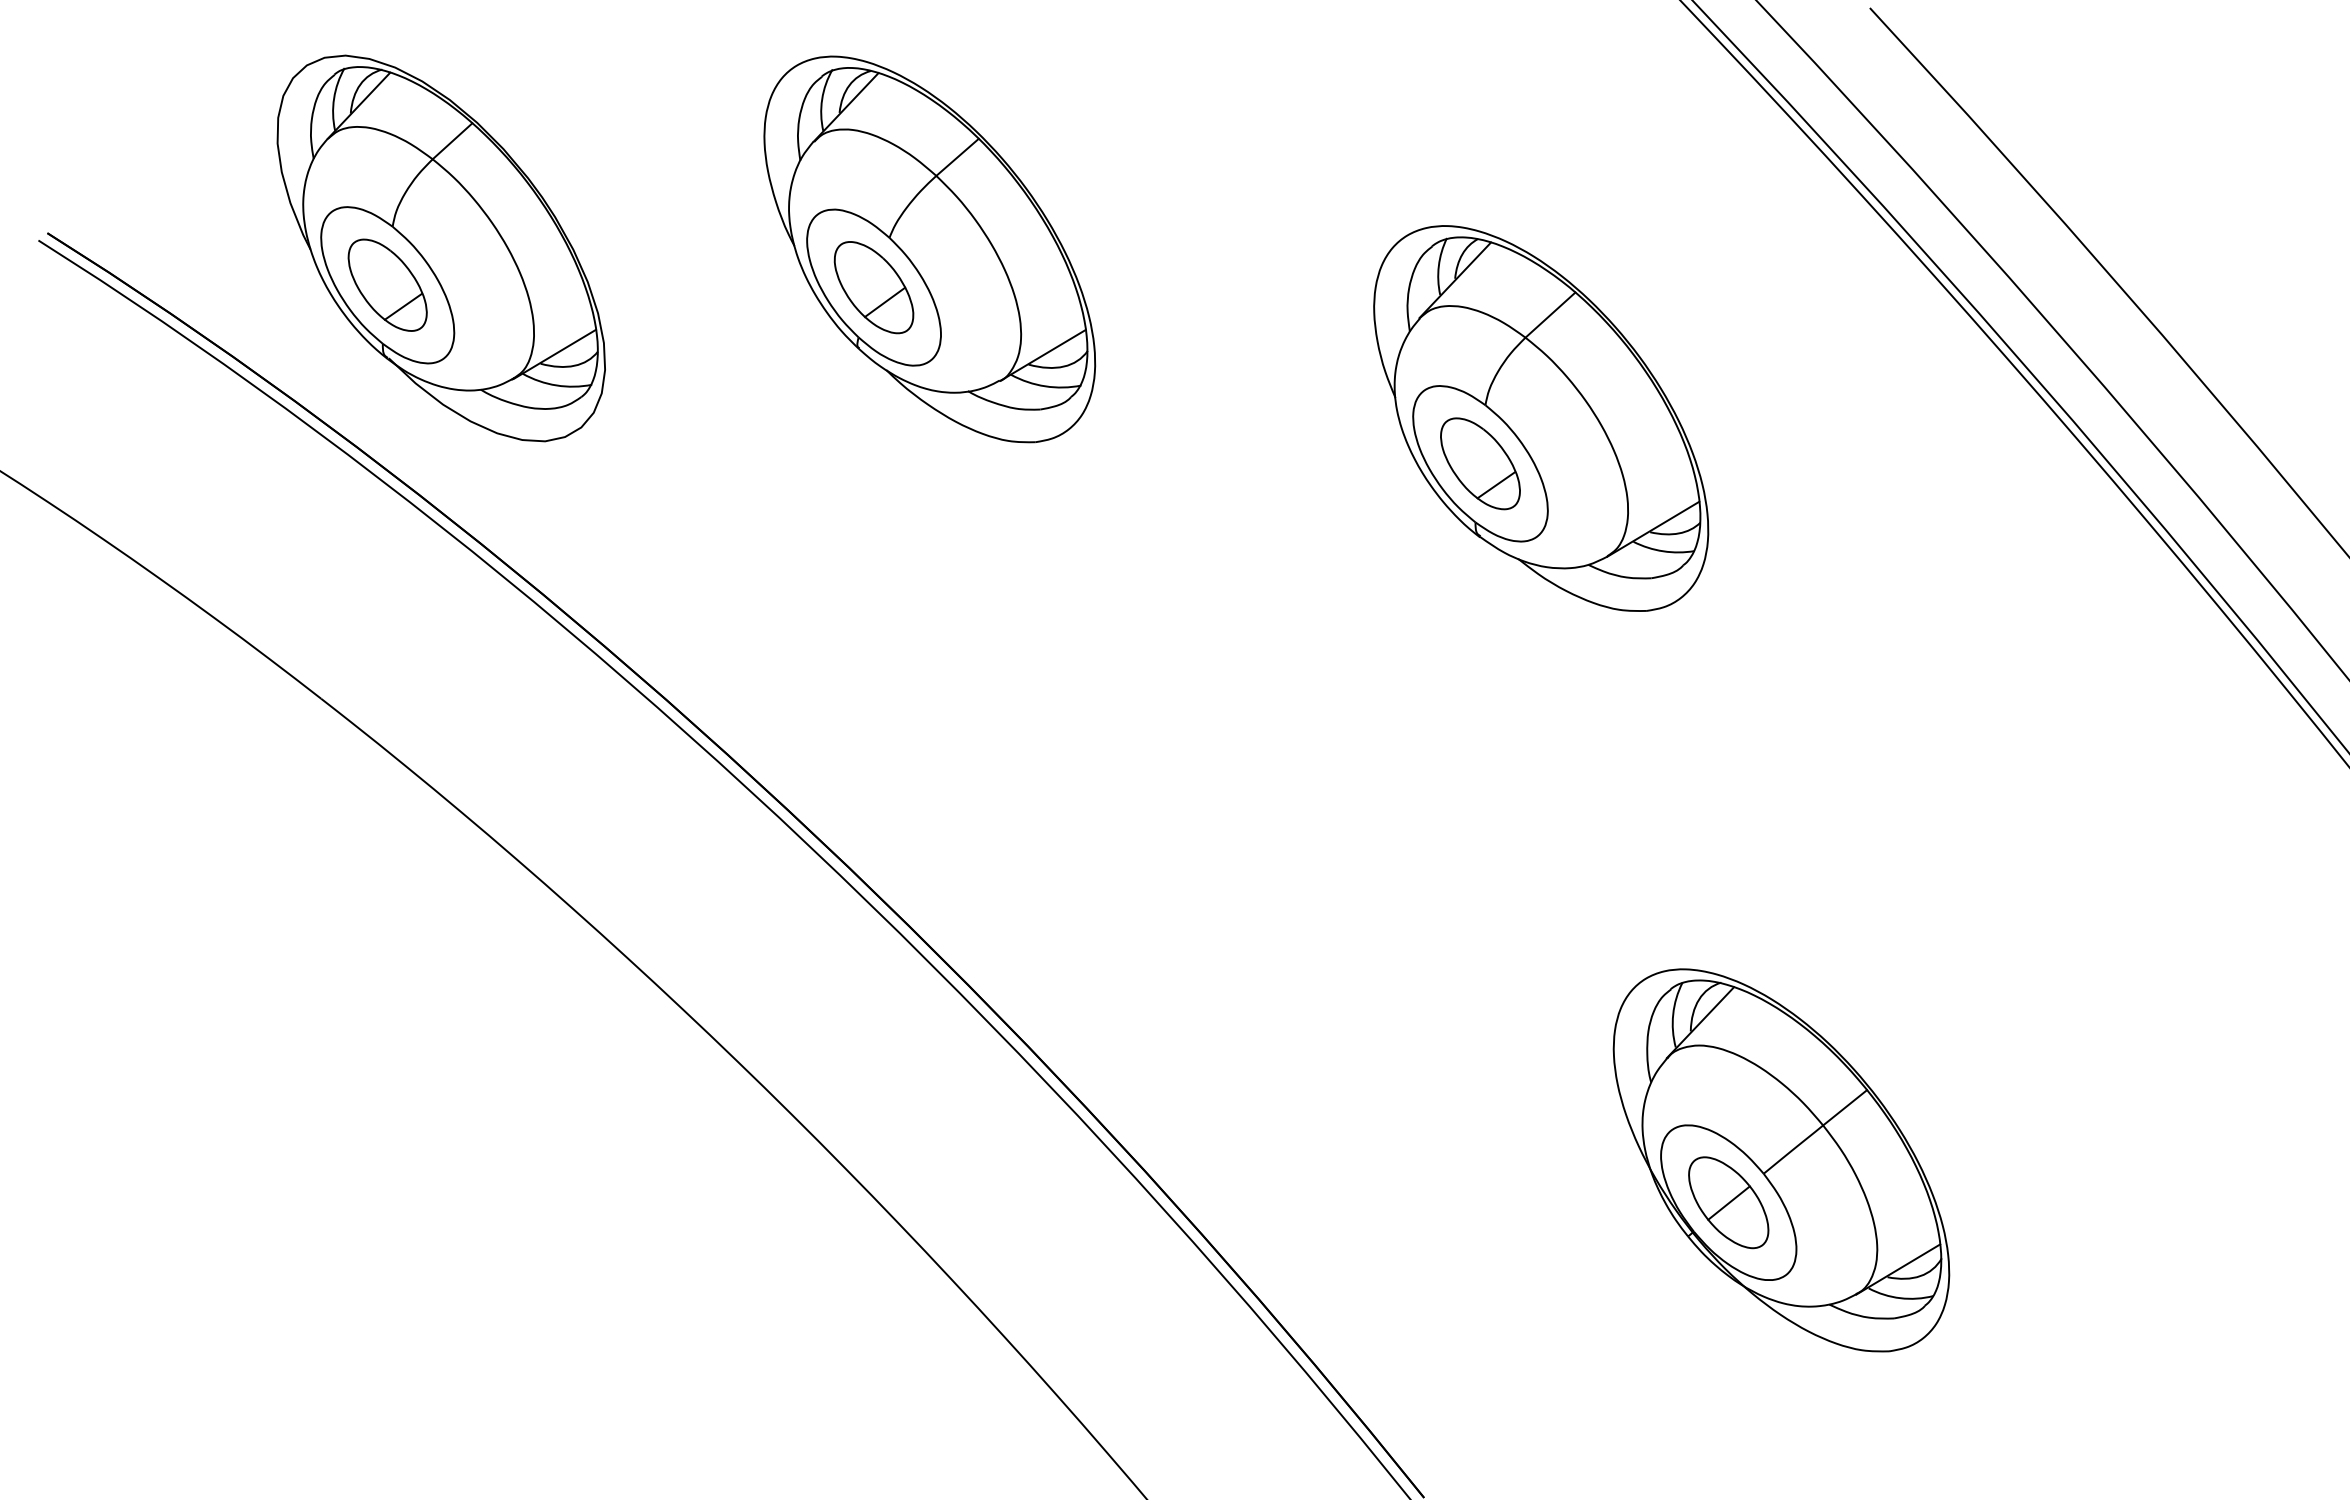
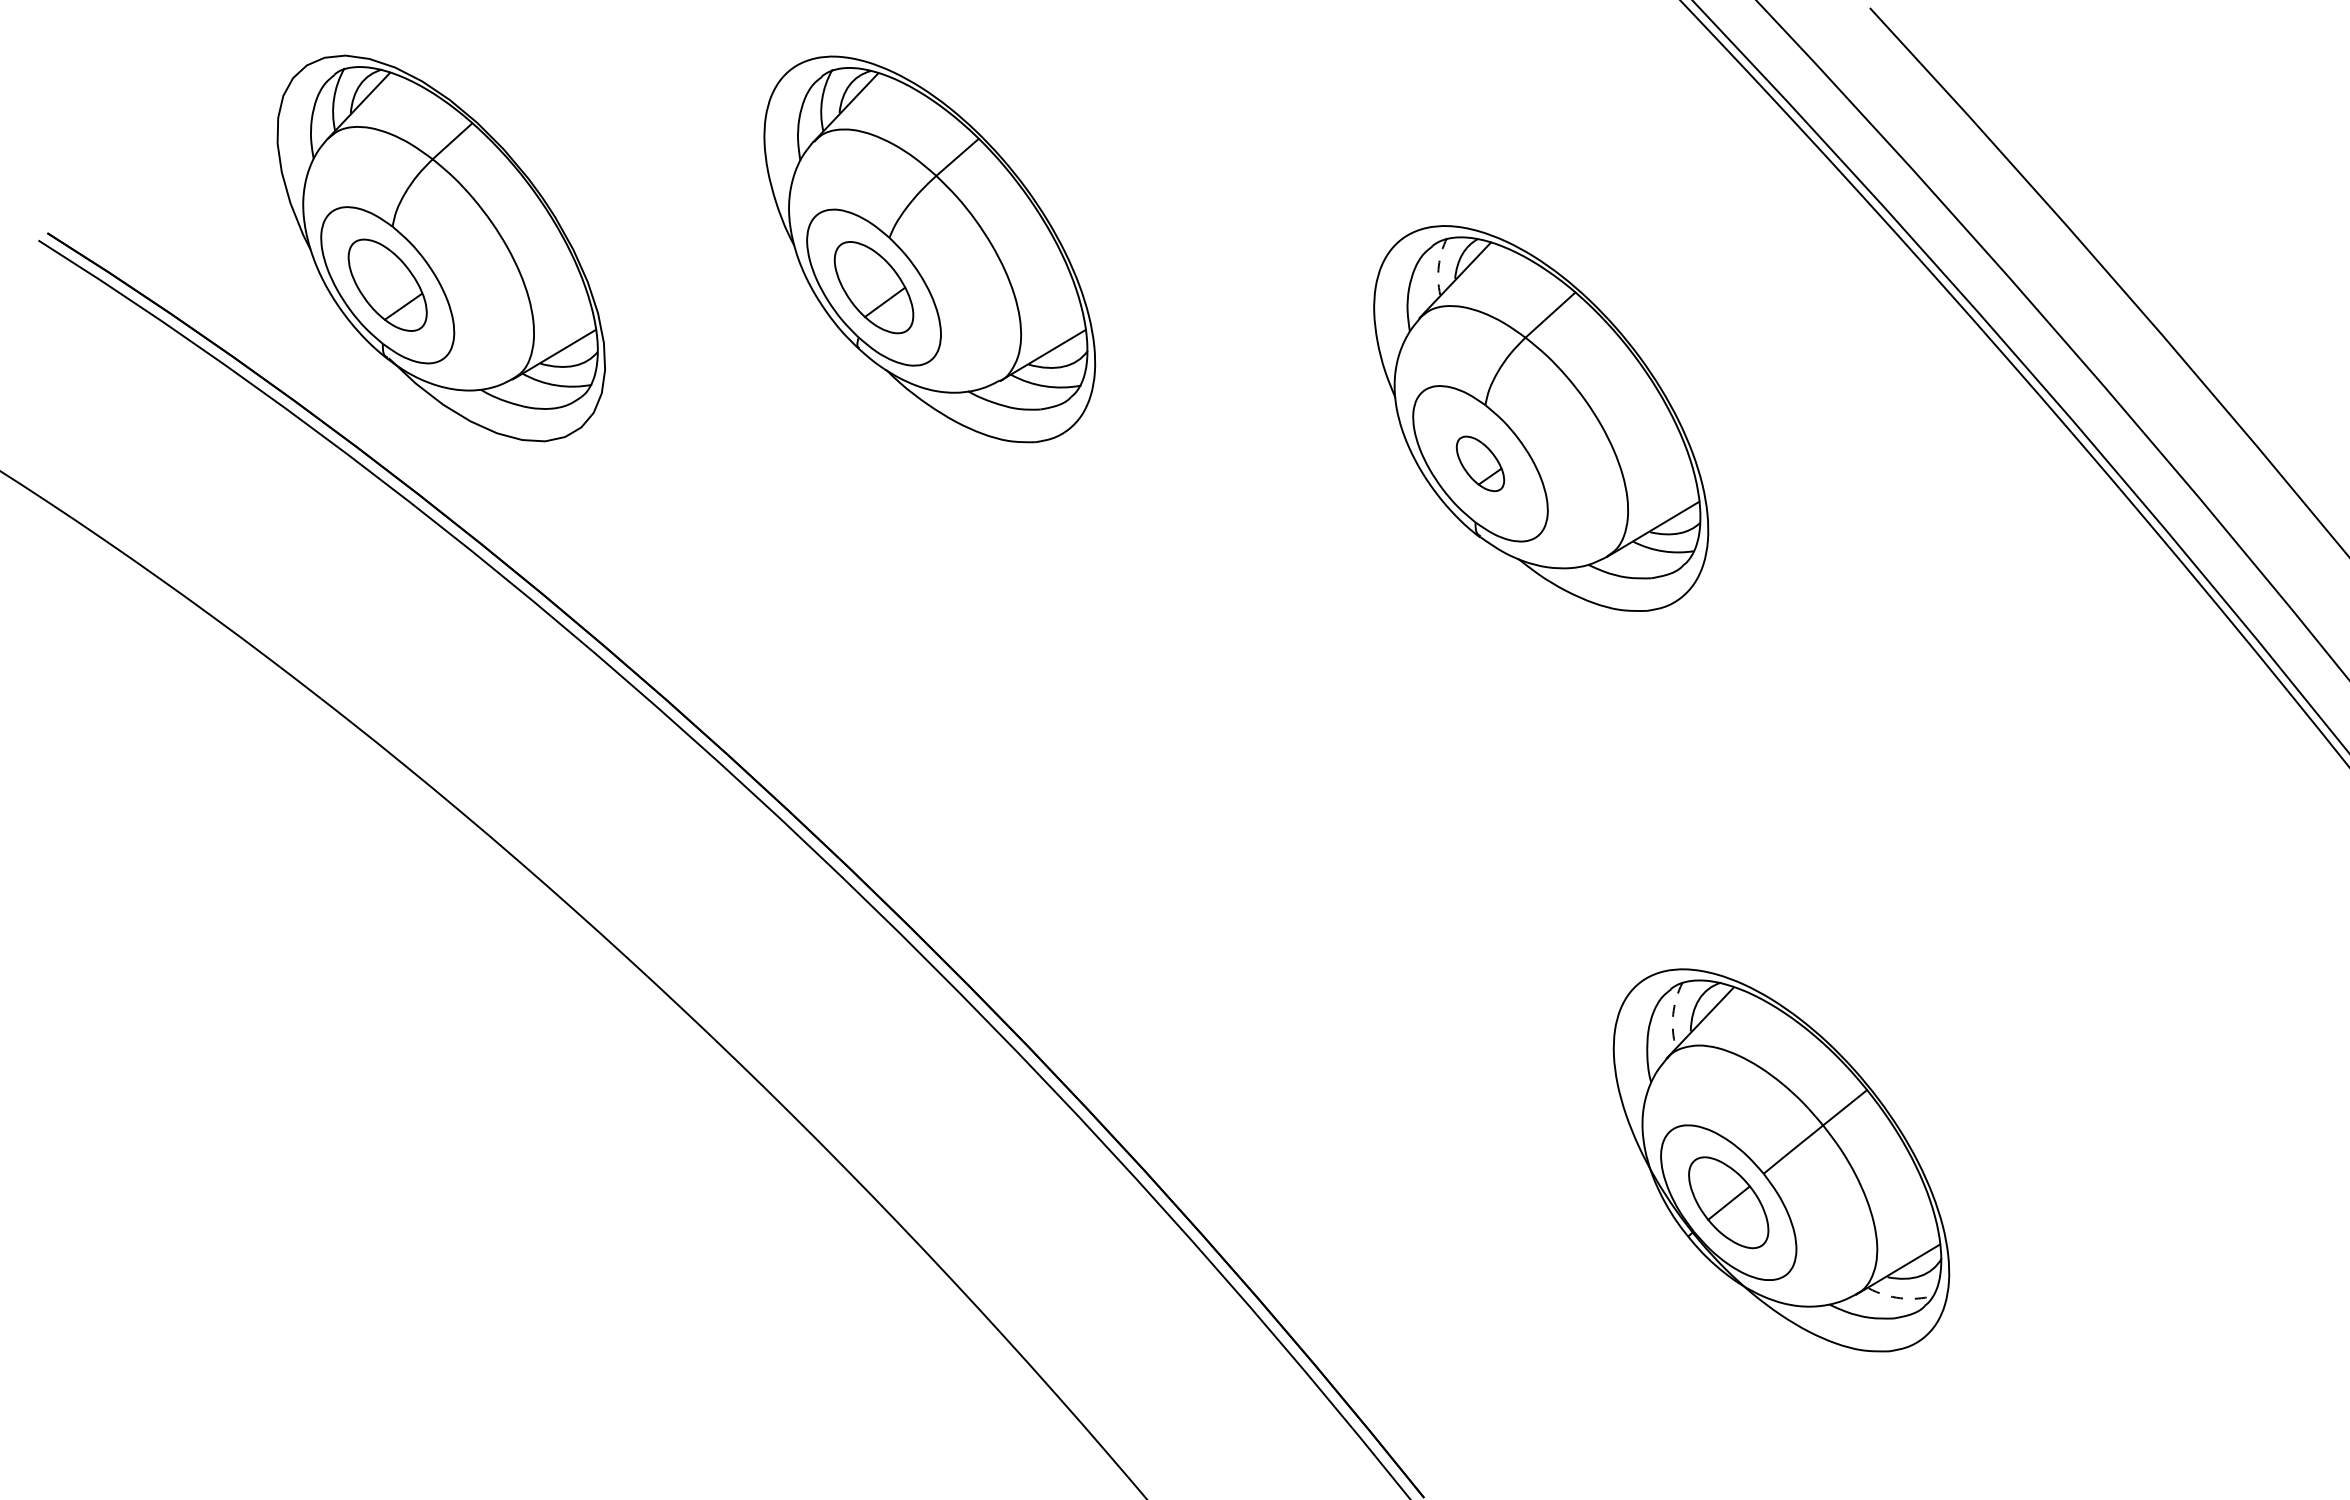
arc: solid -> dashed (1438, 265)
part size: 81x94 px -> 51x58 px (1480, 463)
arc: solid -> dashed (1673, 1014)
arc: solid -> dashed (1900, 1298)
